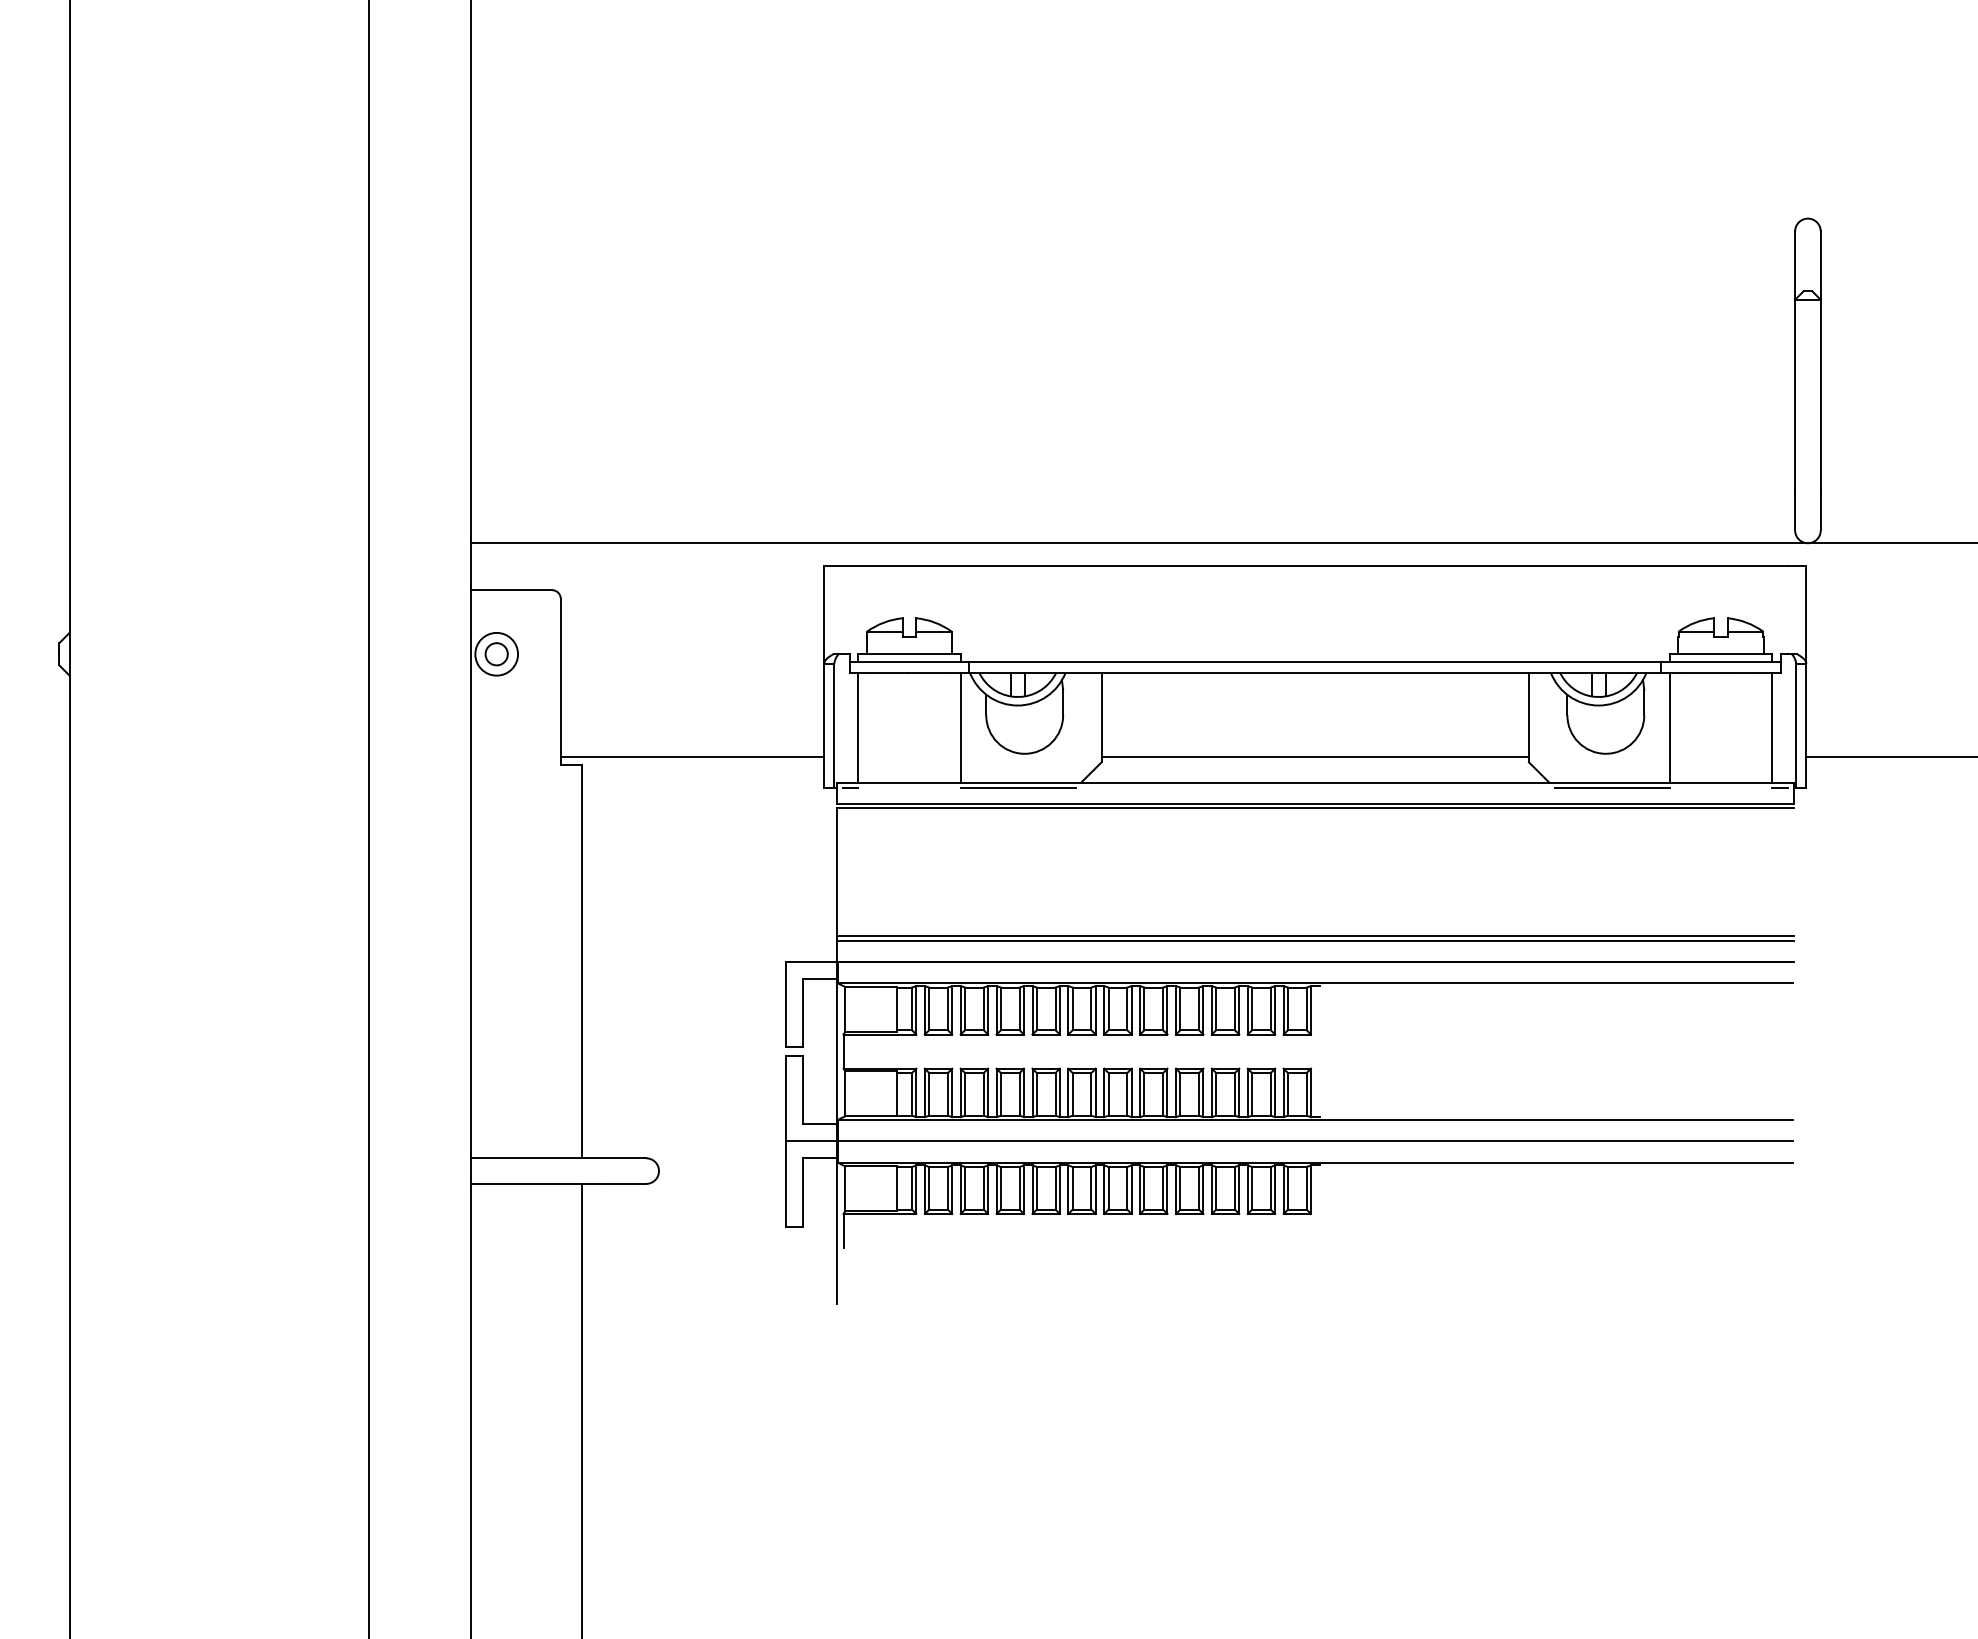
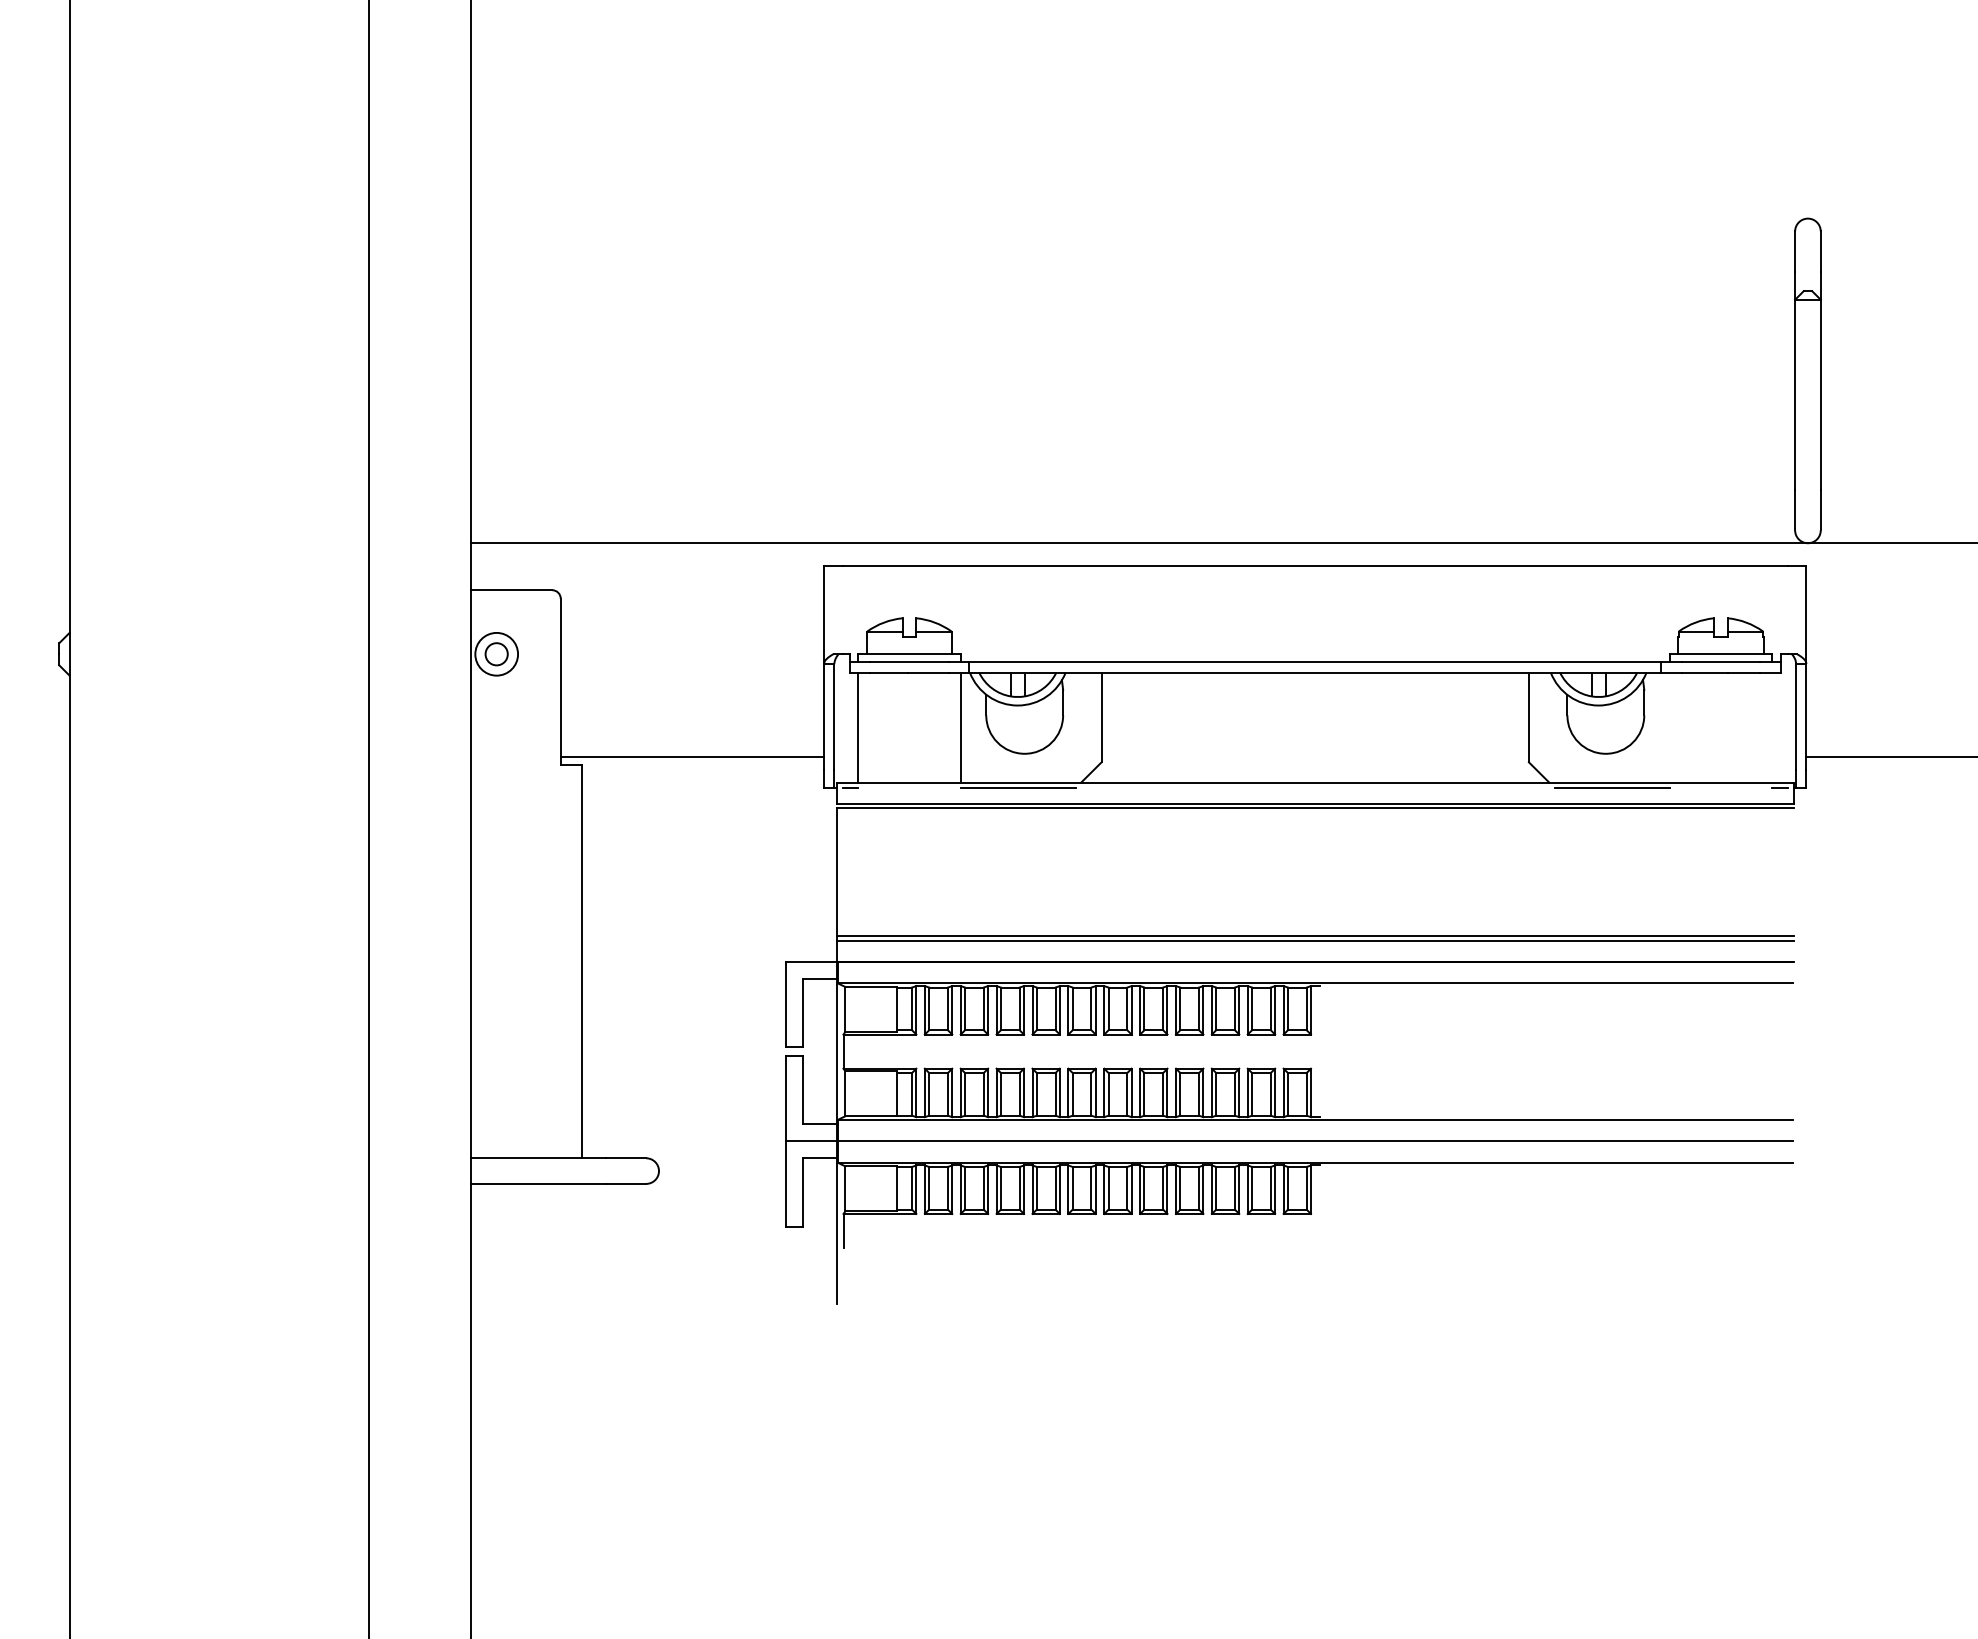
line: present -> none (1669, 727)
line: present -> none (1772, 727)
line: present -> none (1314, 756)
line: present -> none (581, 1409)
